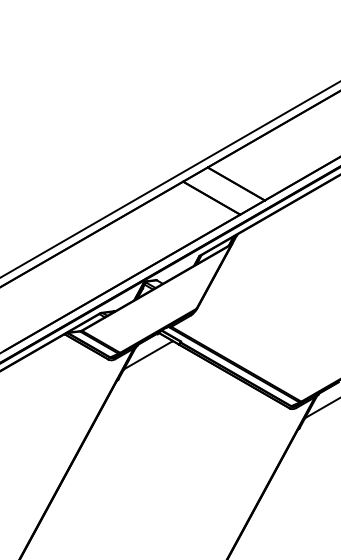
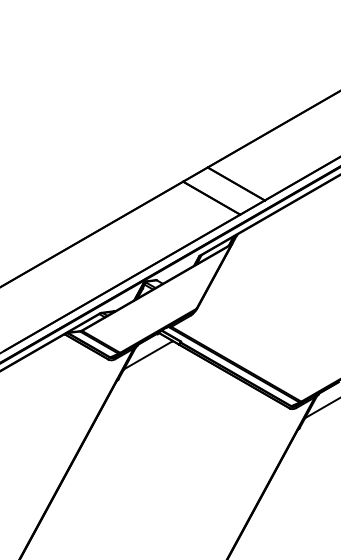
line: present -> none (169, 179)
